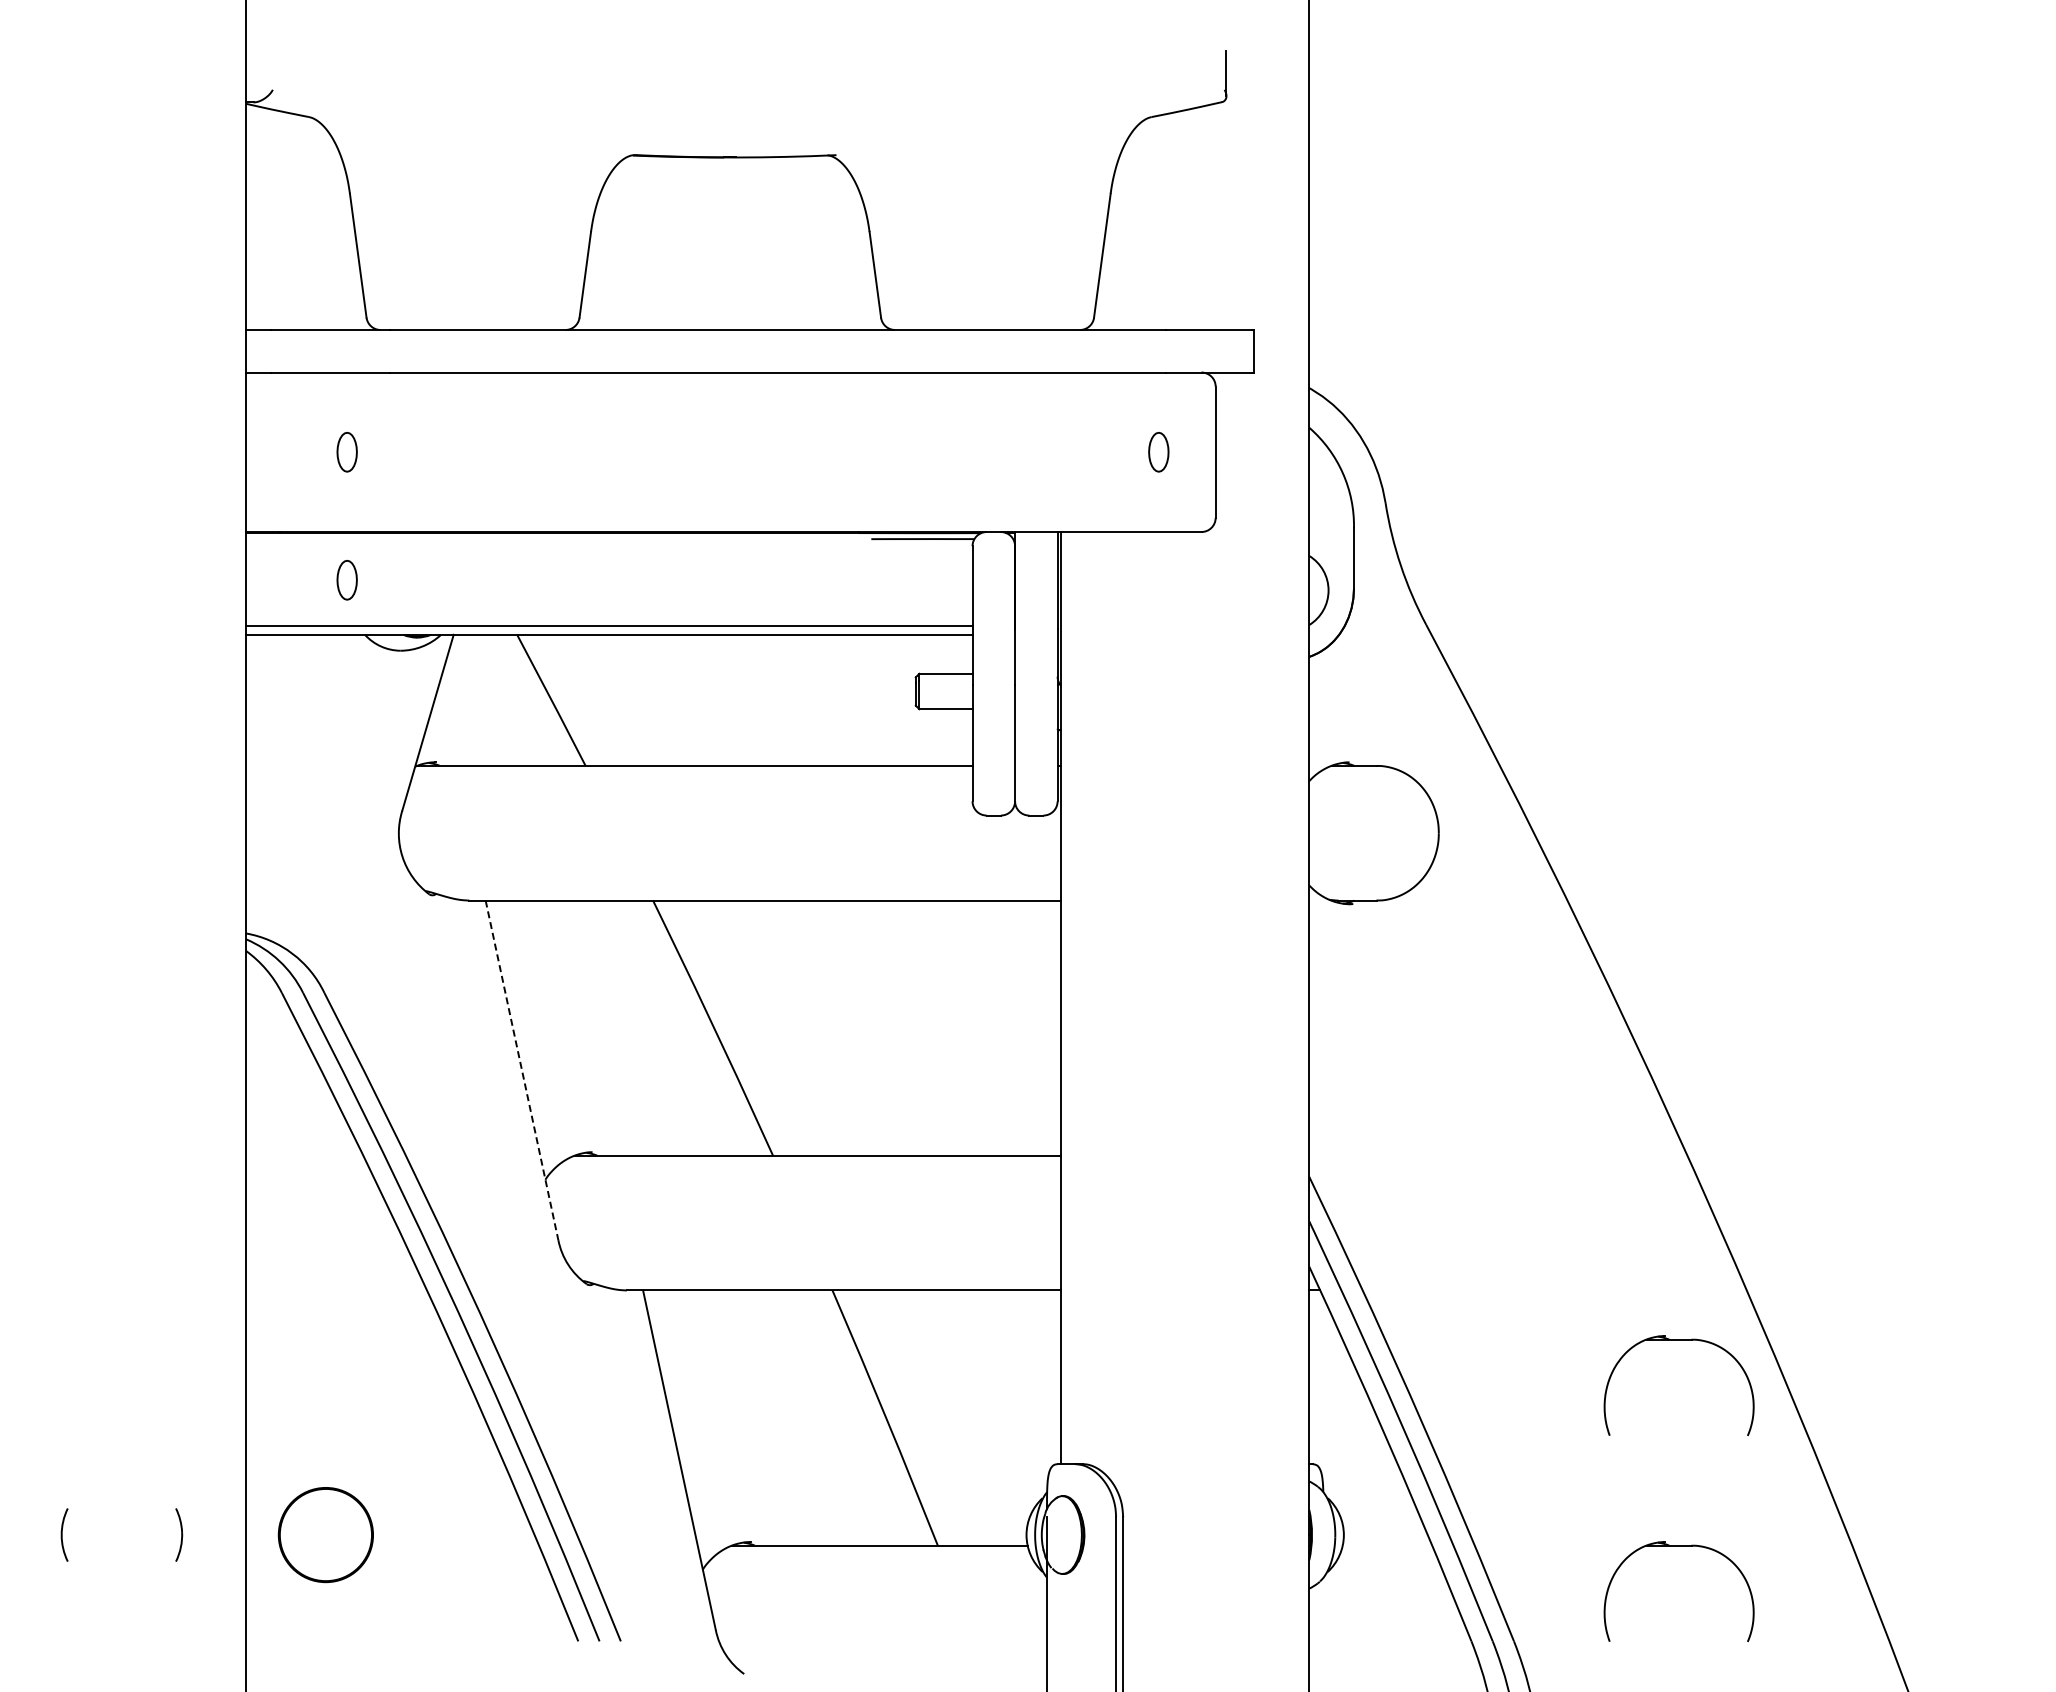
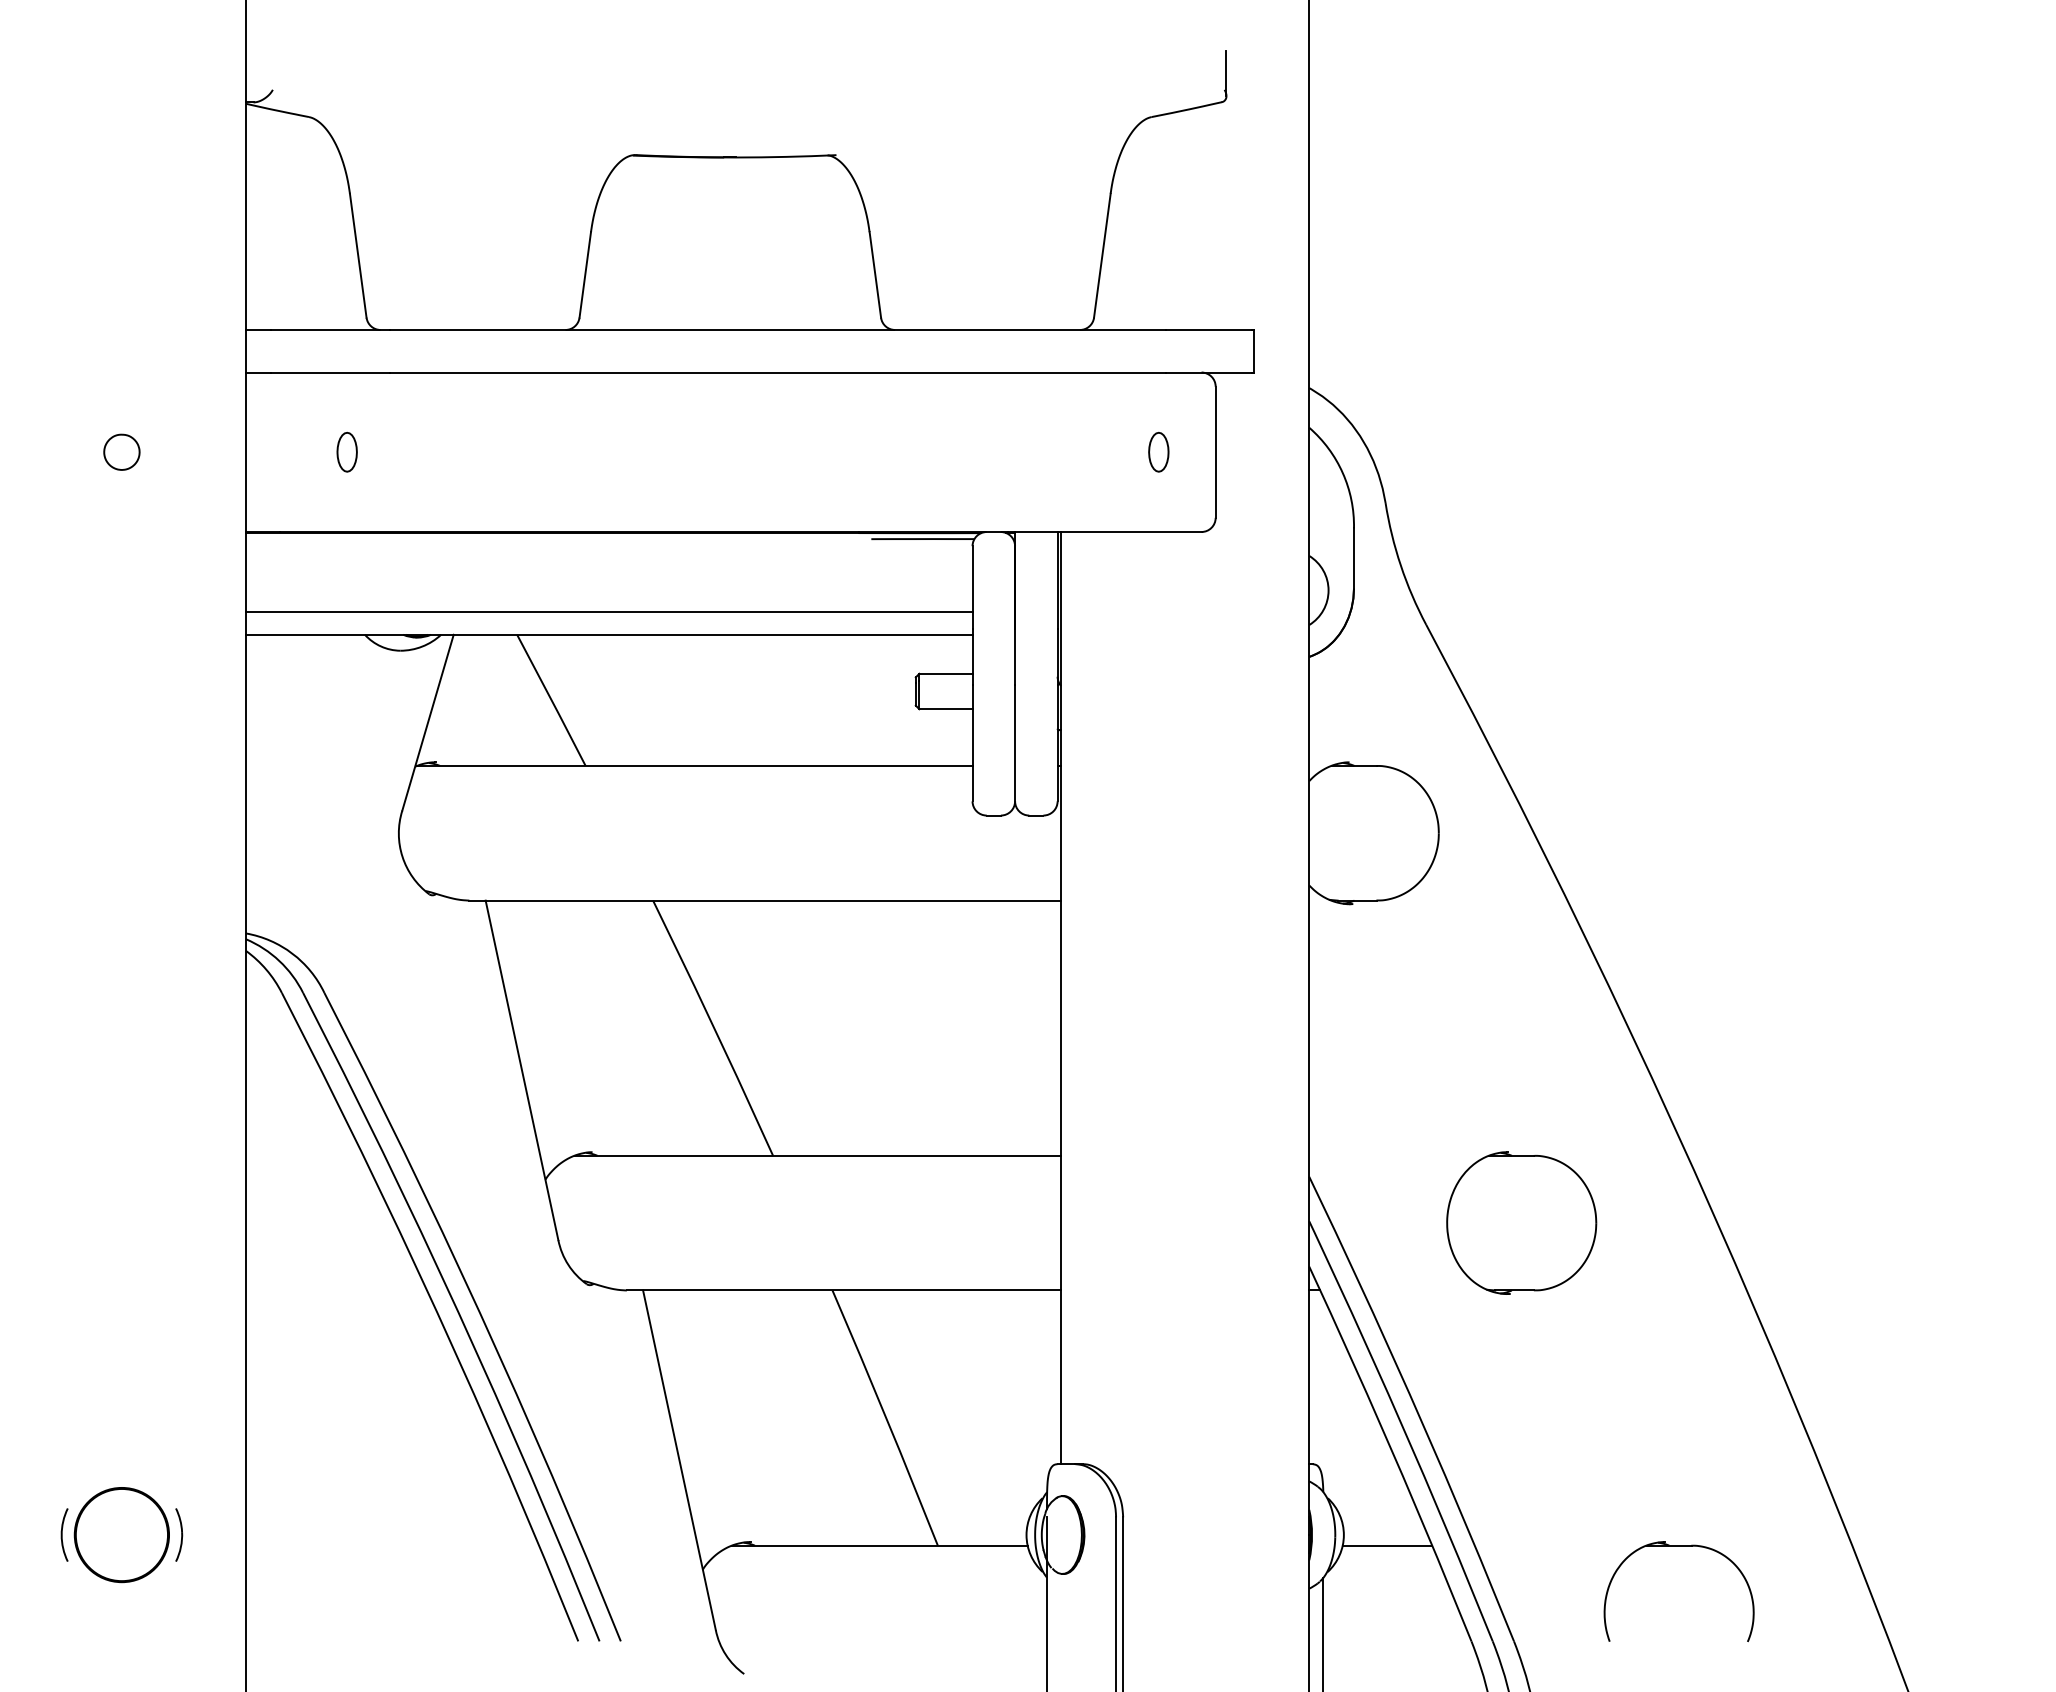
part: none -> present (121, 451)
part: present -> none (346, 579)
line position: (608, 626) -> (608, 612) (608, 612)
line: dashed -> solid (522, 1070)
part: none -> present (1521, 1222)
part: present -> none (1678, 1340)
part position: (325, 1535) -> (121, 1535) (121, 1535)
line: none -> present (1387, 1545)
line: none -> present (1323, 1632)
